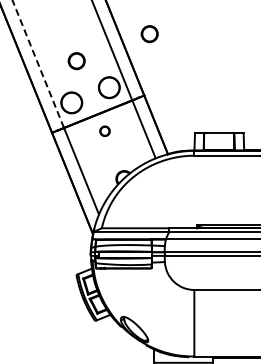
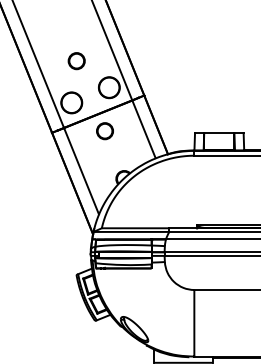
circle: present -> none (149, 34)
line: dashed -> solid (38, 63)
circle size: 12x12 px -> 18x19 px (104, 131)
